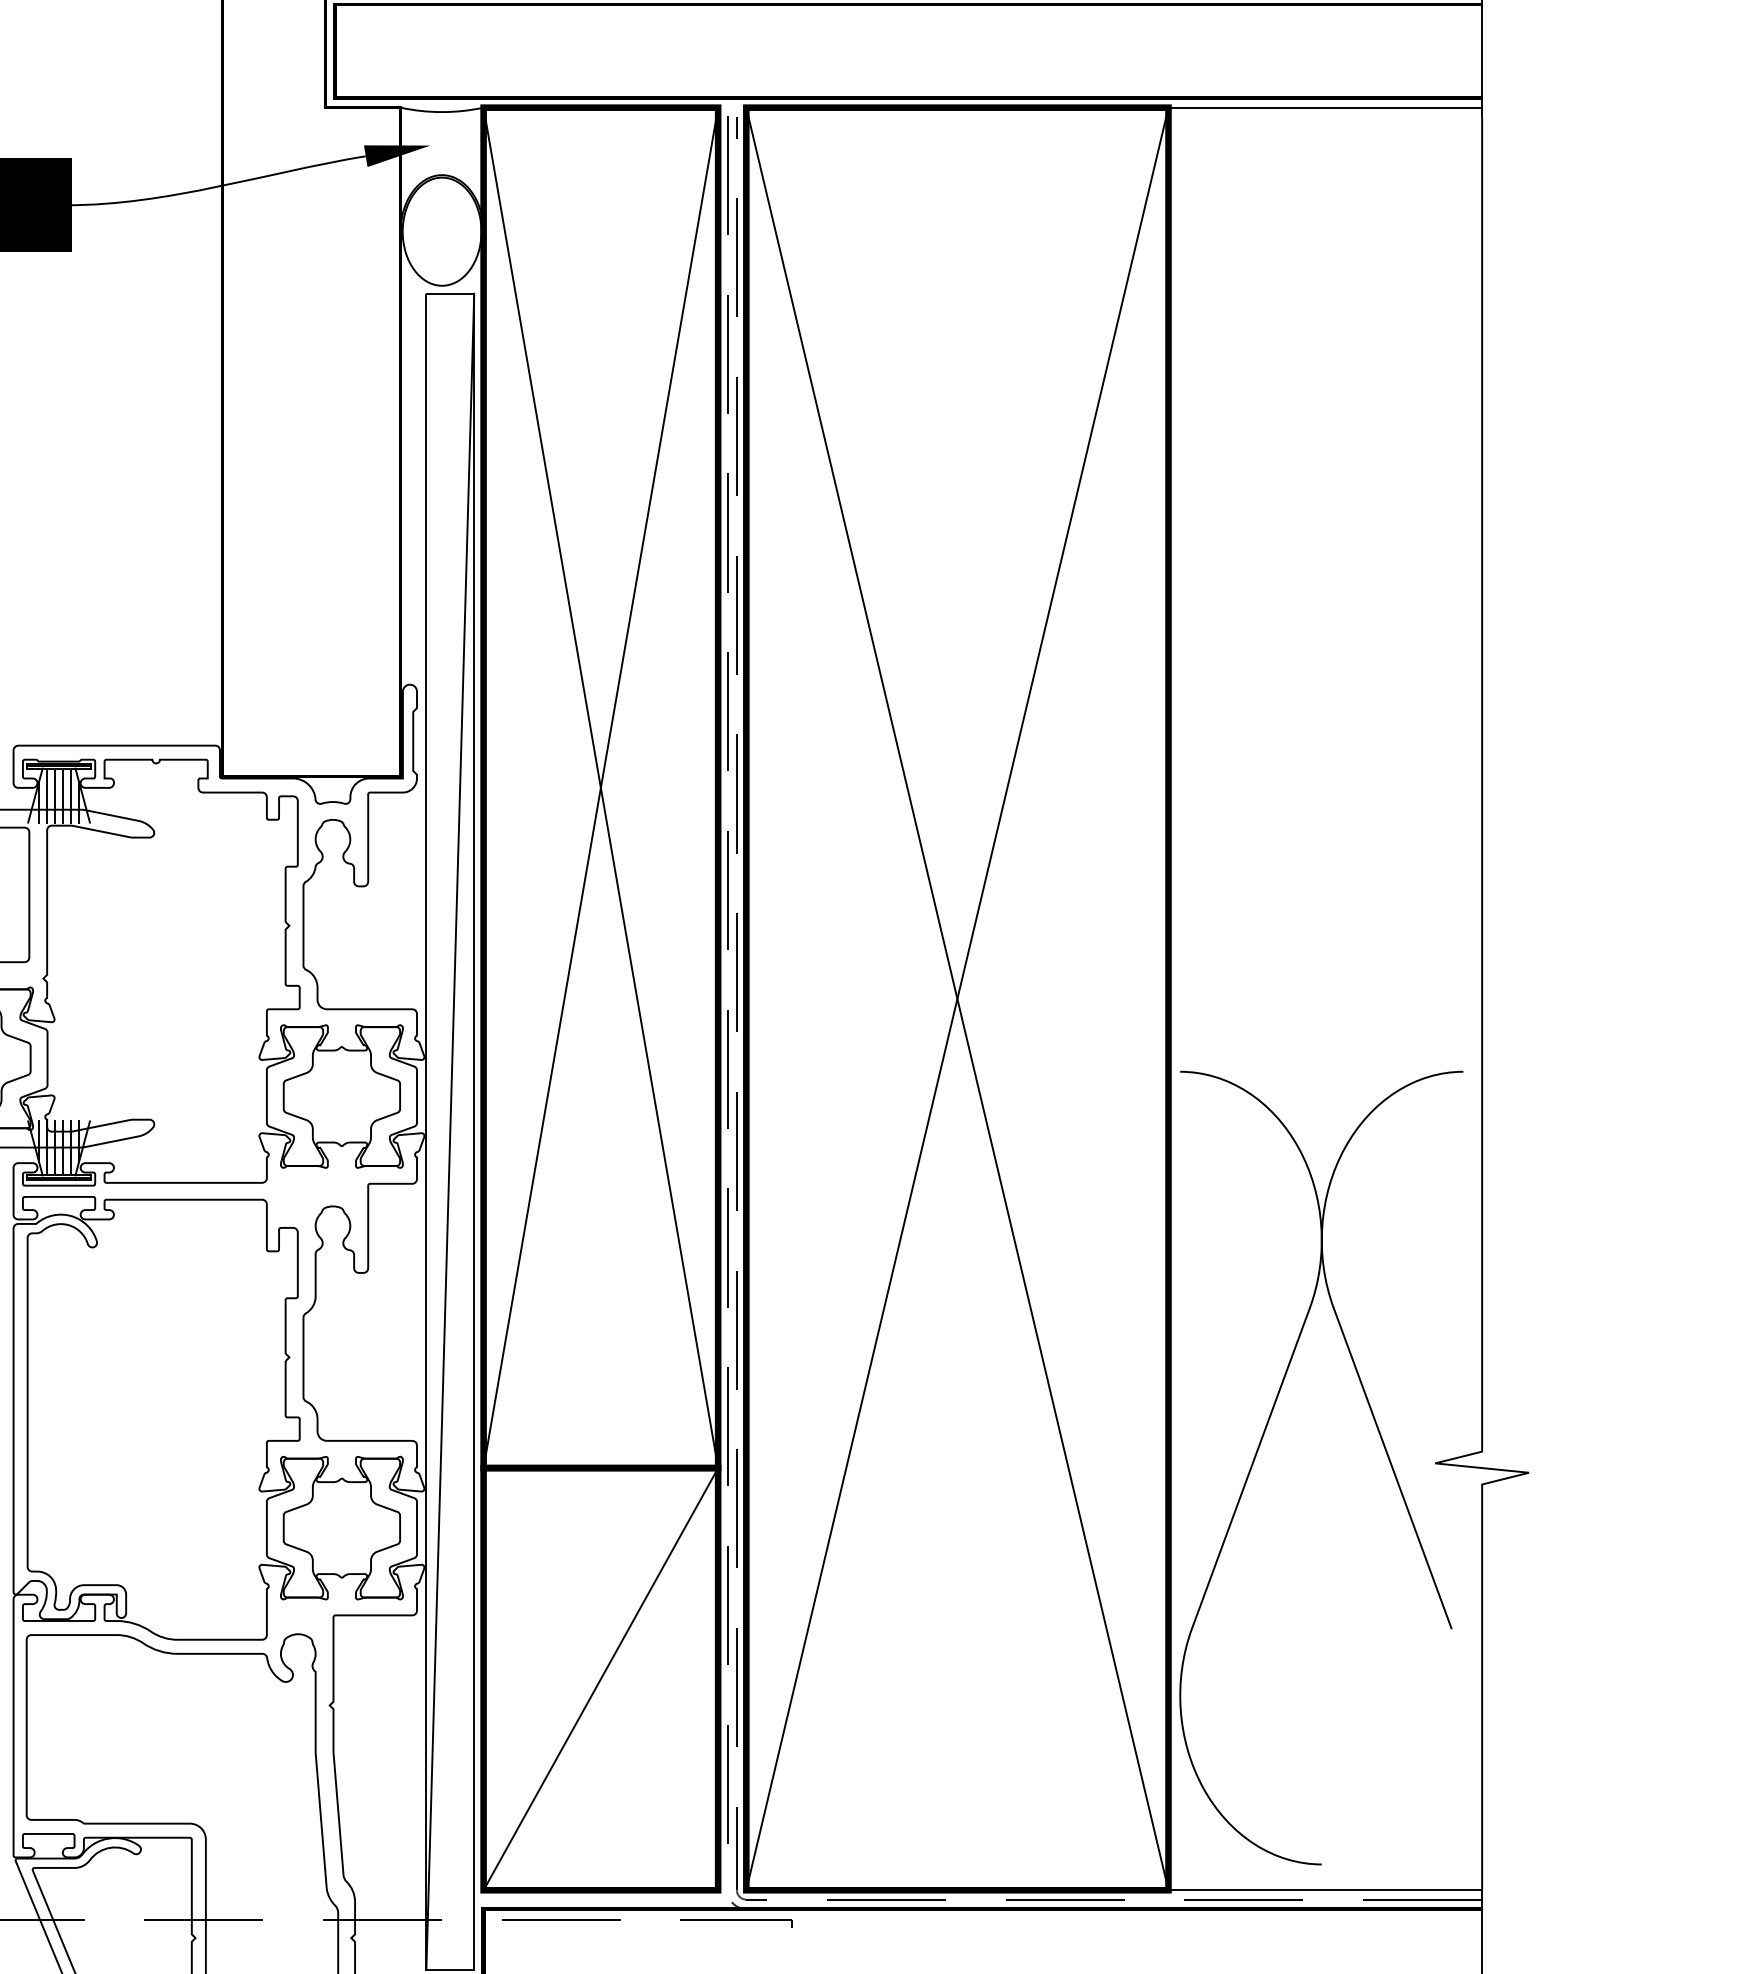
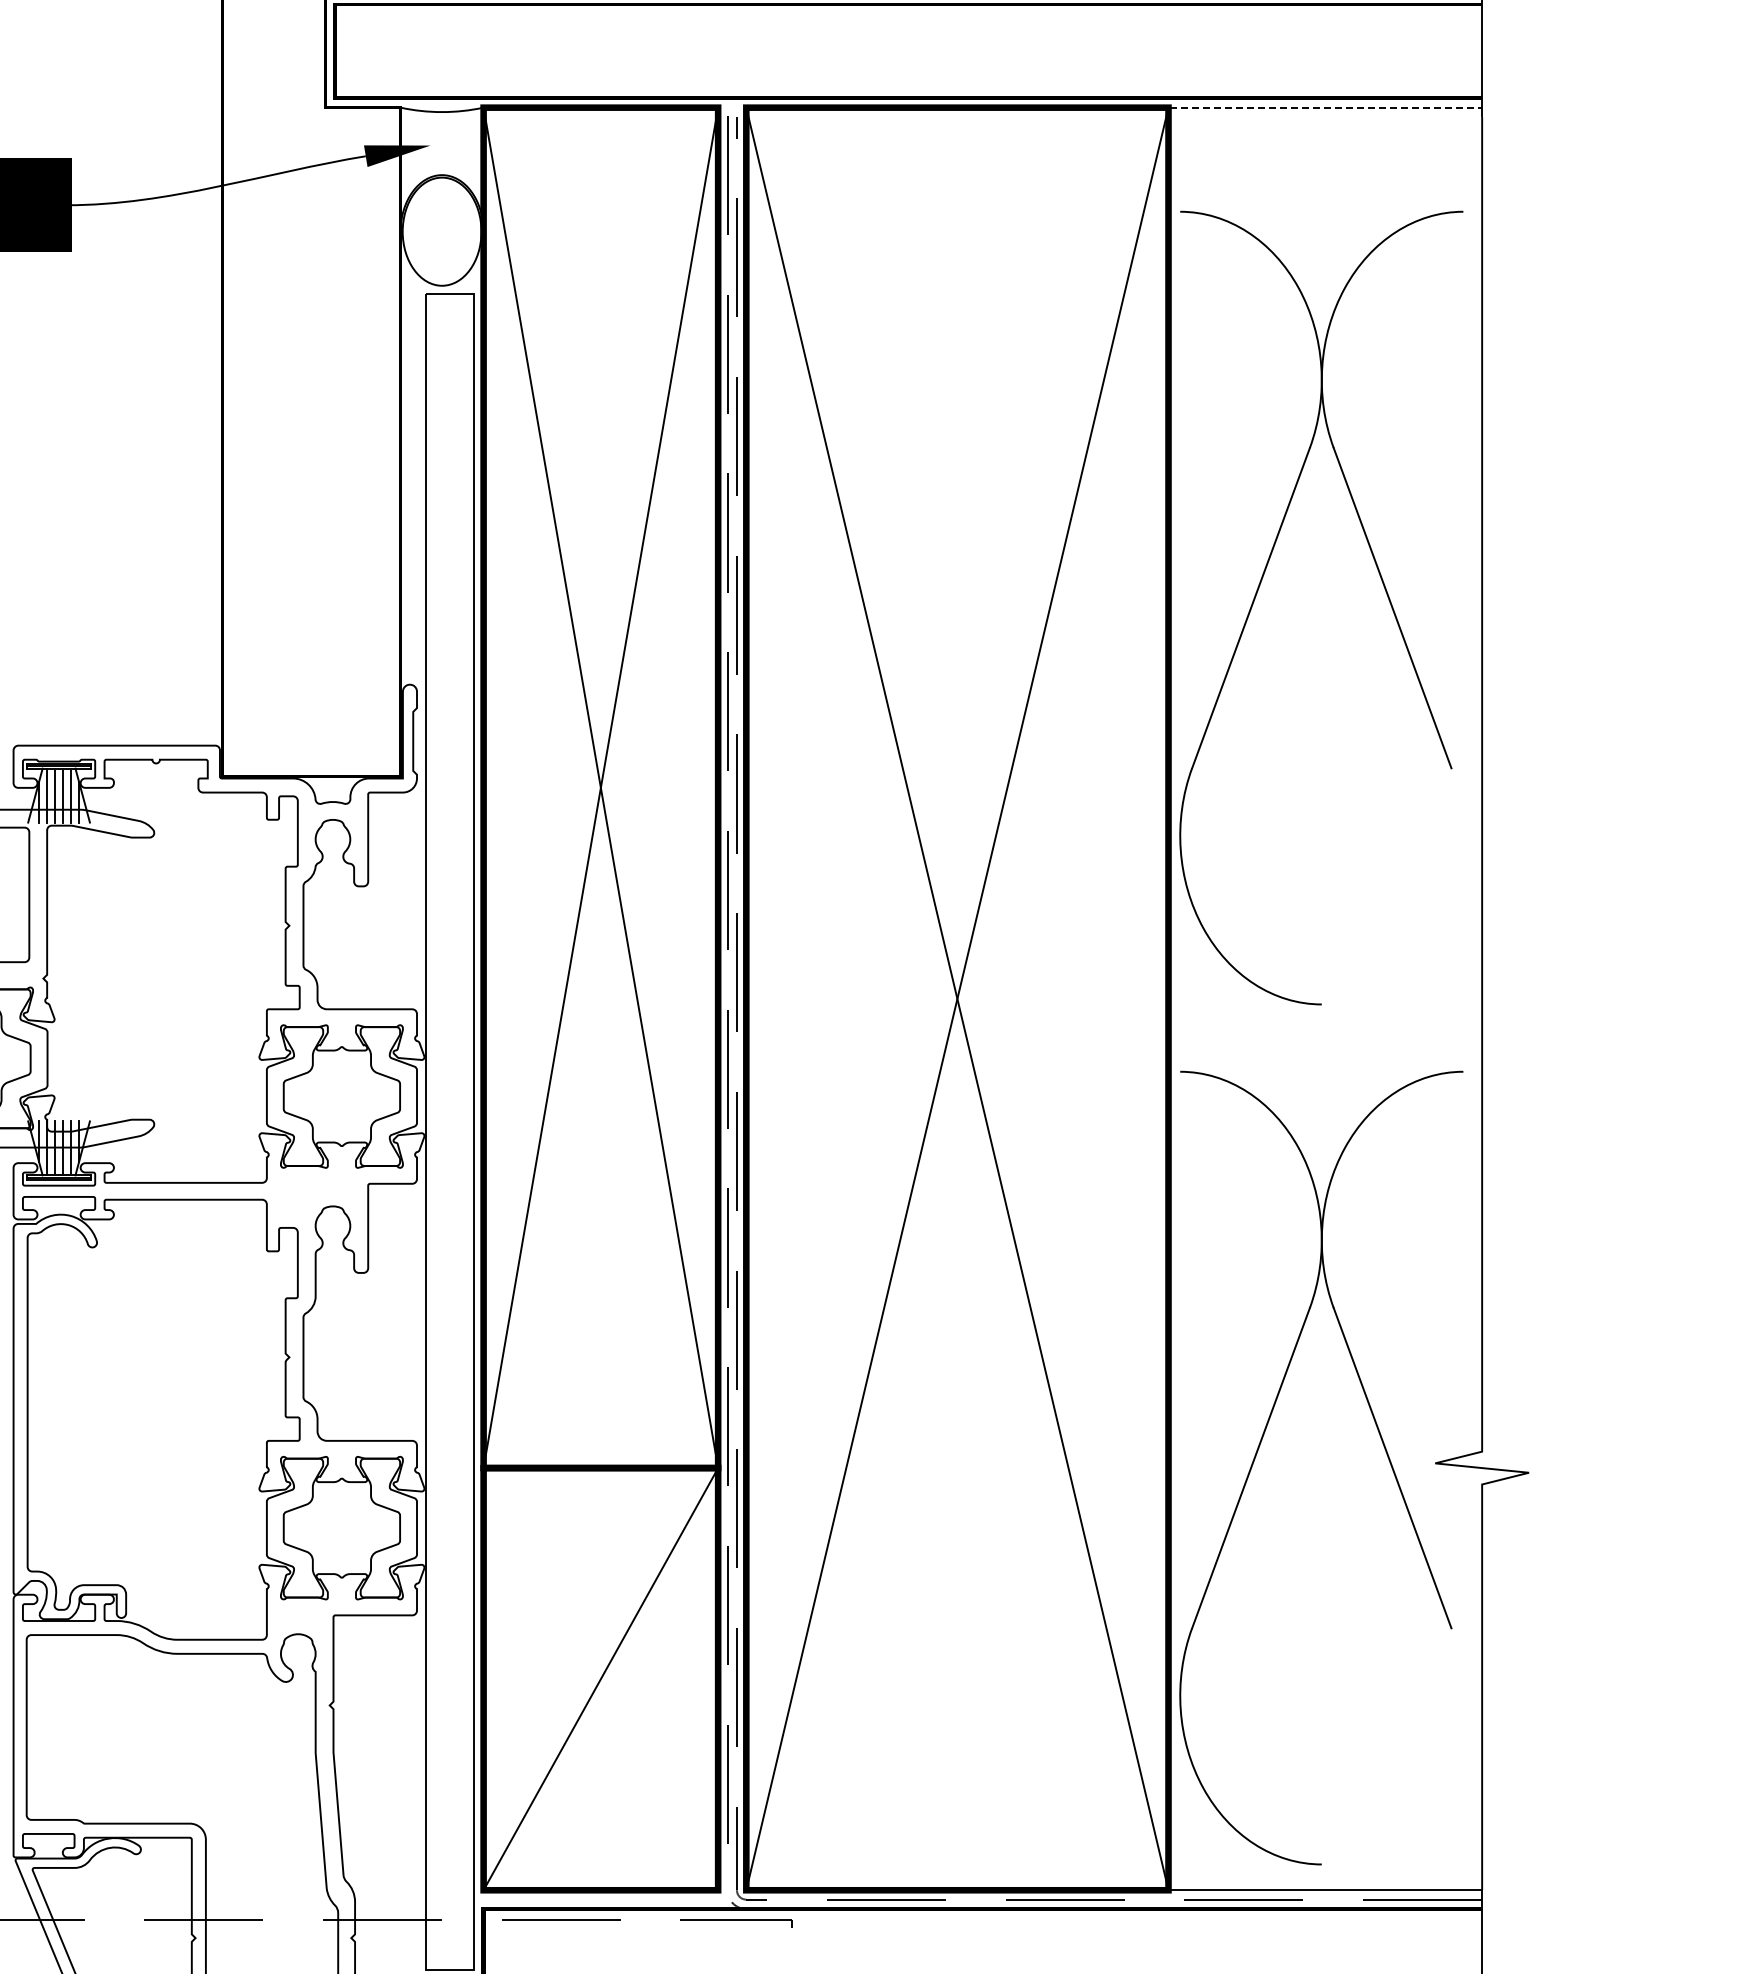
line: solid -> dashed (1320, 107)
part: none -> present (1261, 583)
line: present -> none (450, 1131)
